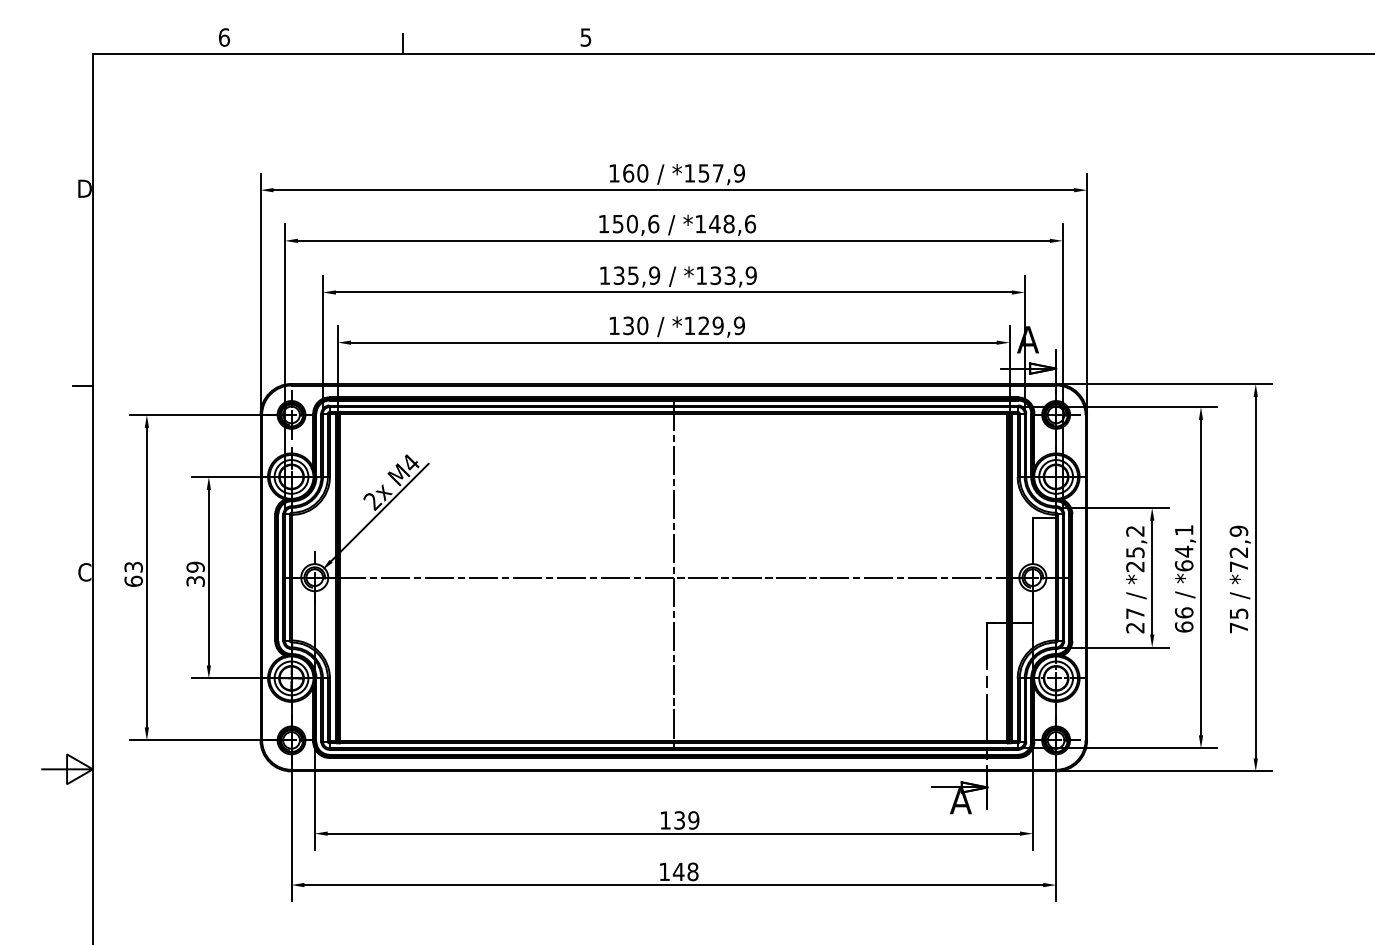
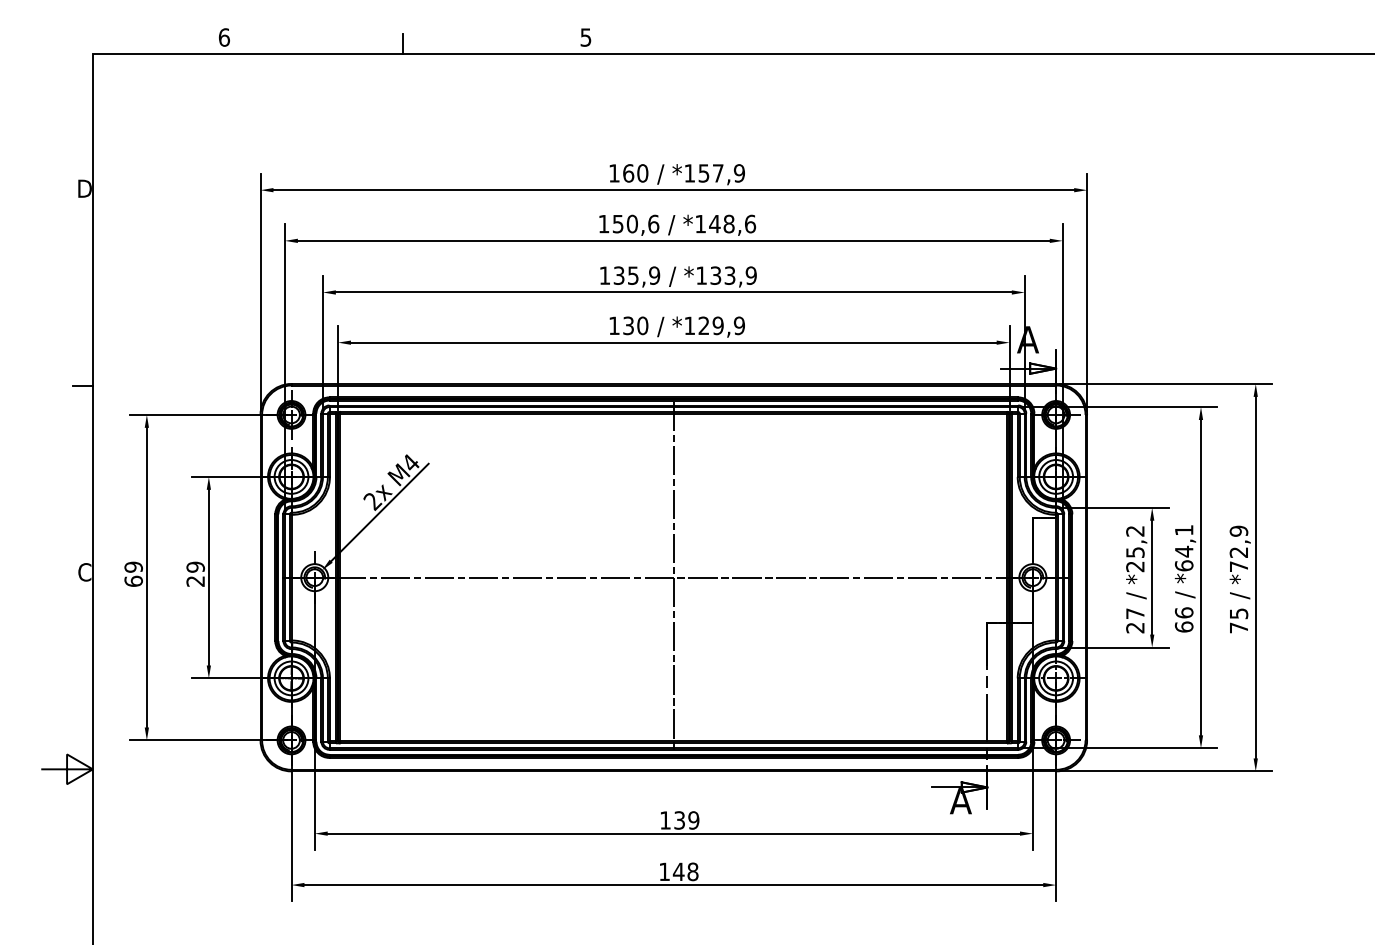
text: 63 -> 69 (133, 566)
text: 39 -> 29 (195, 581)
